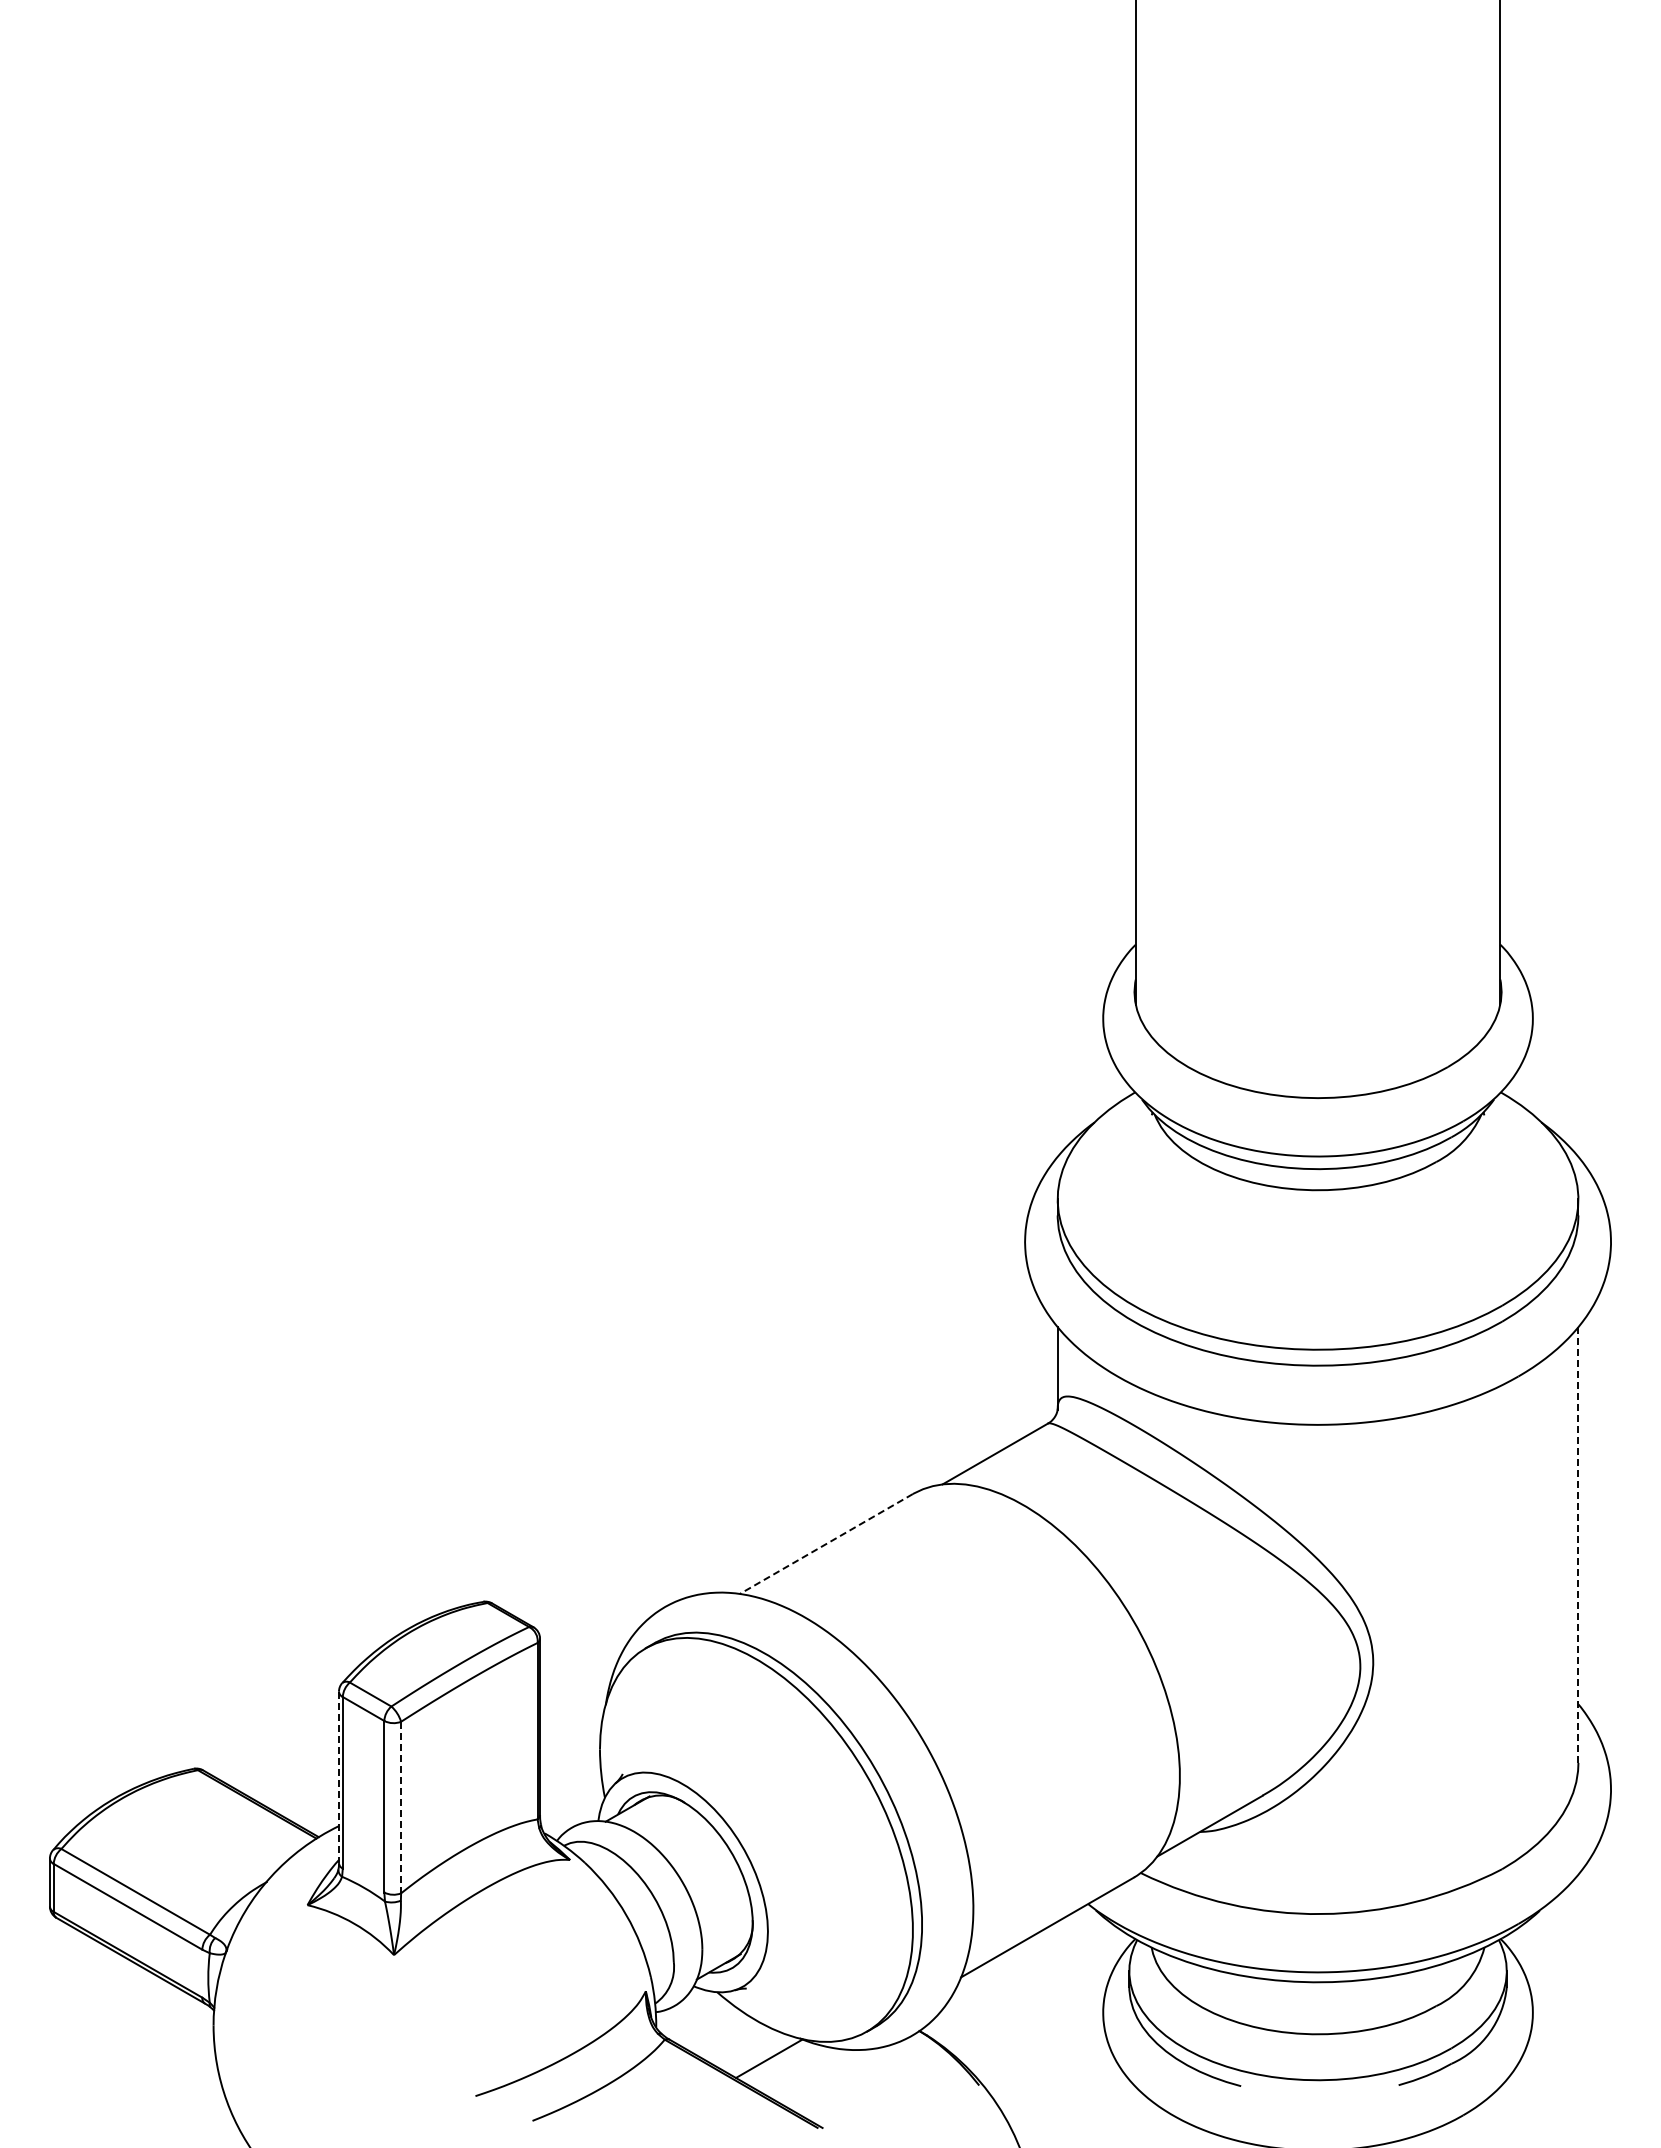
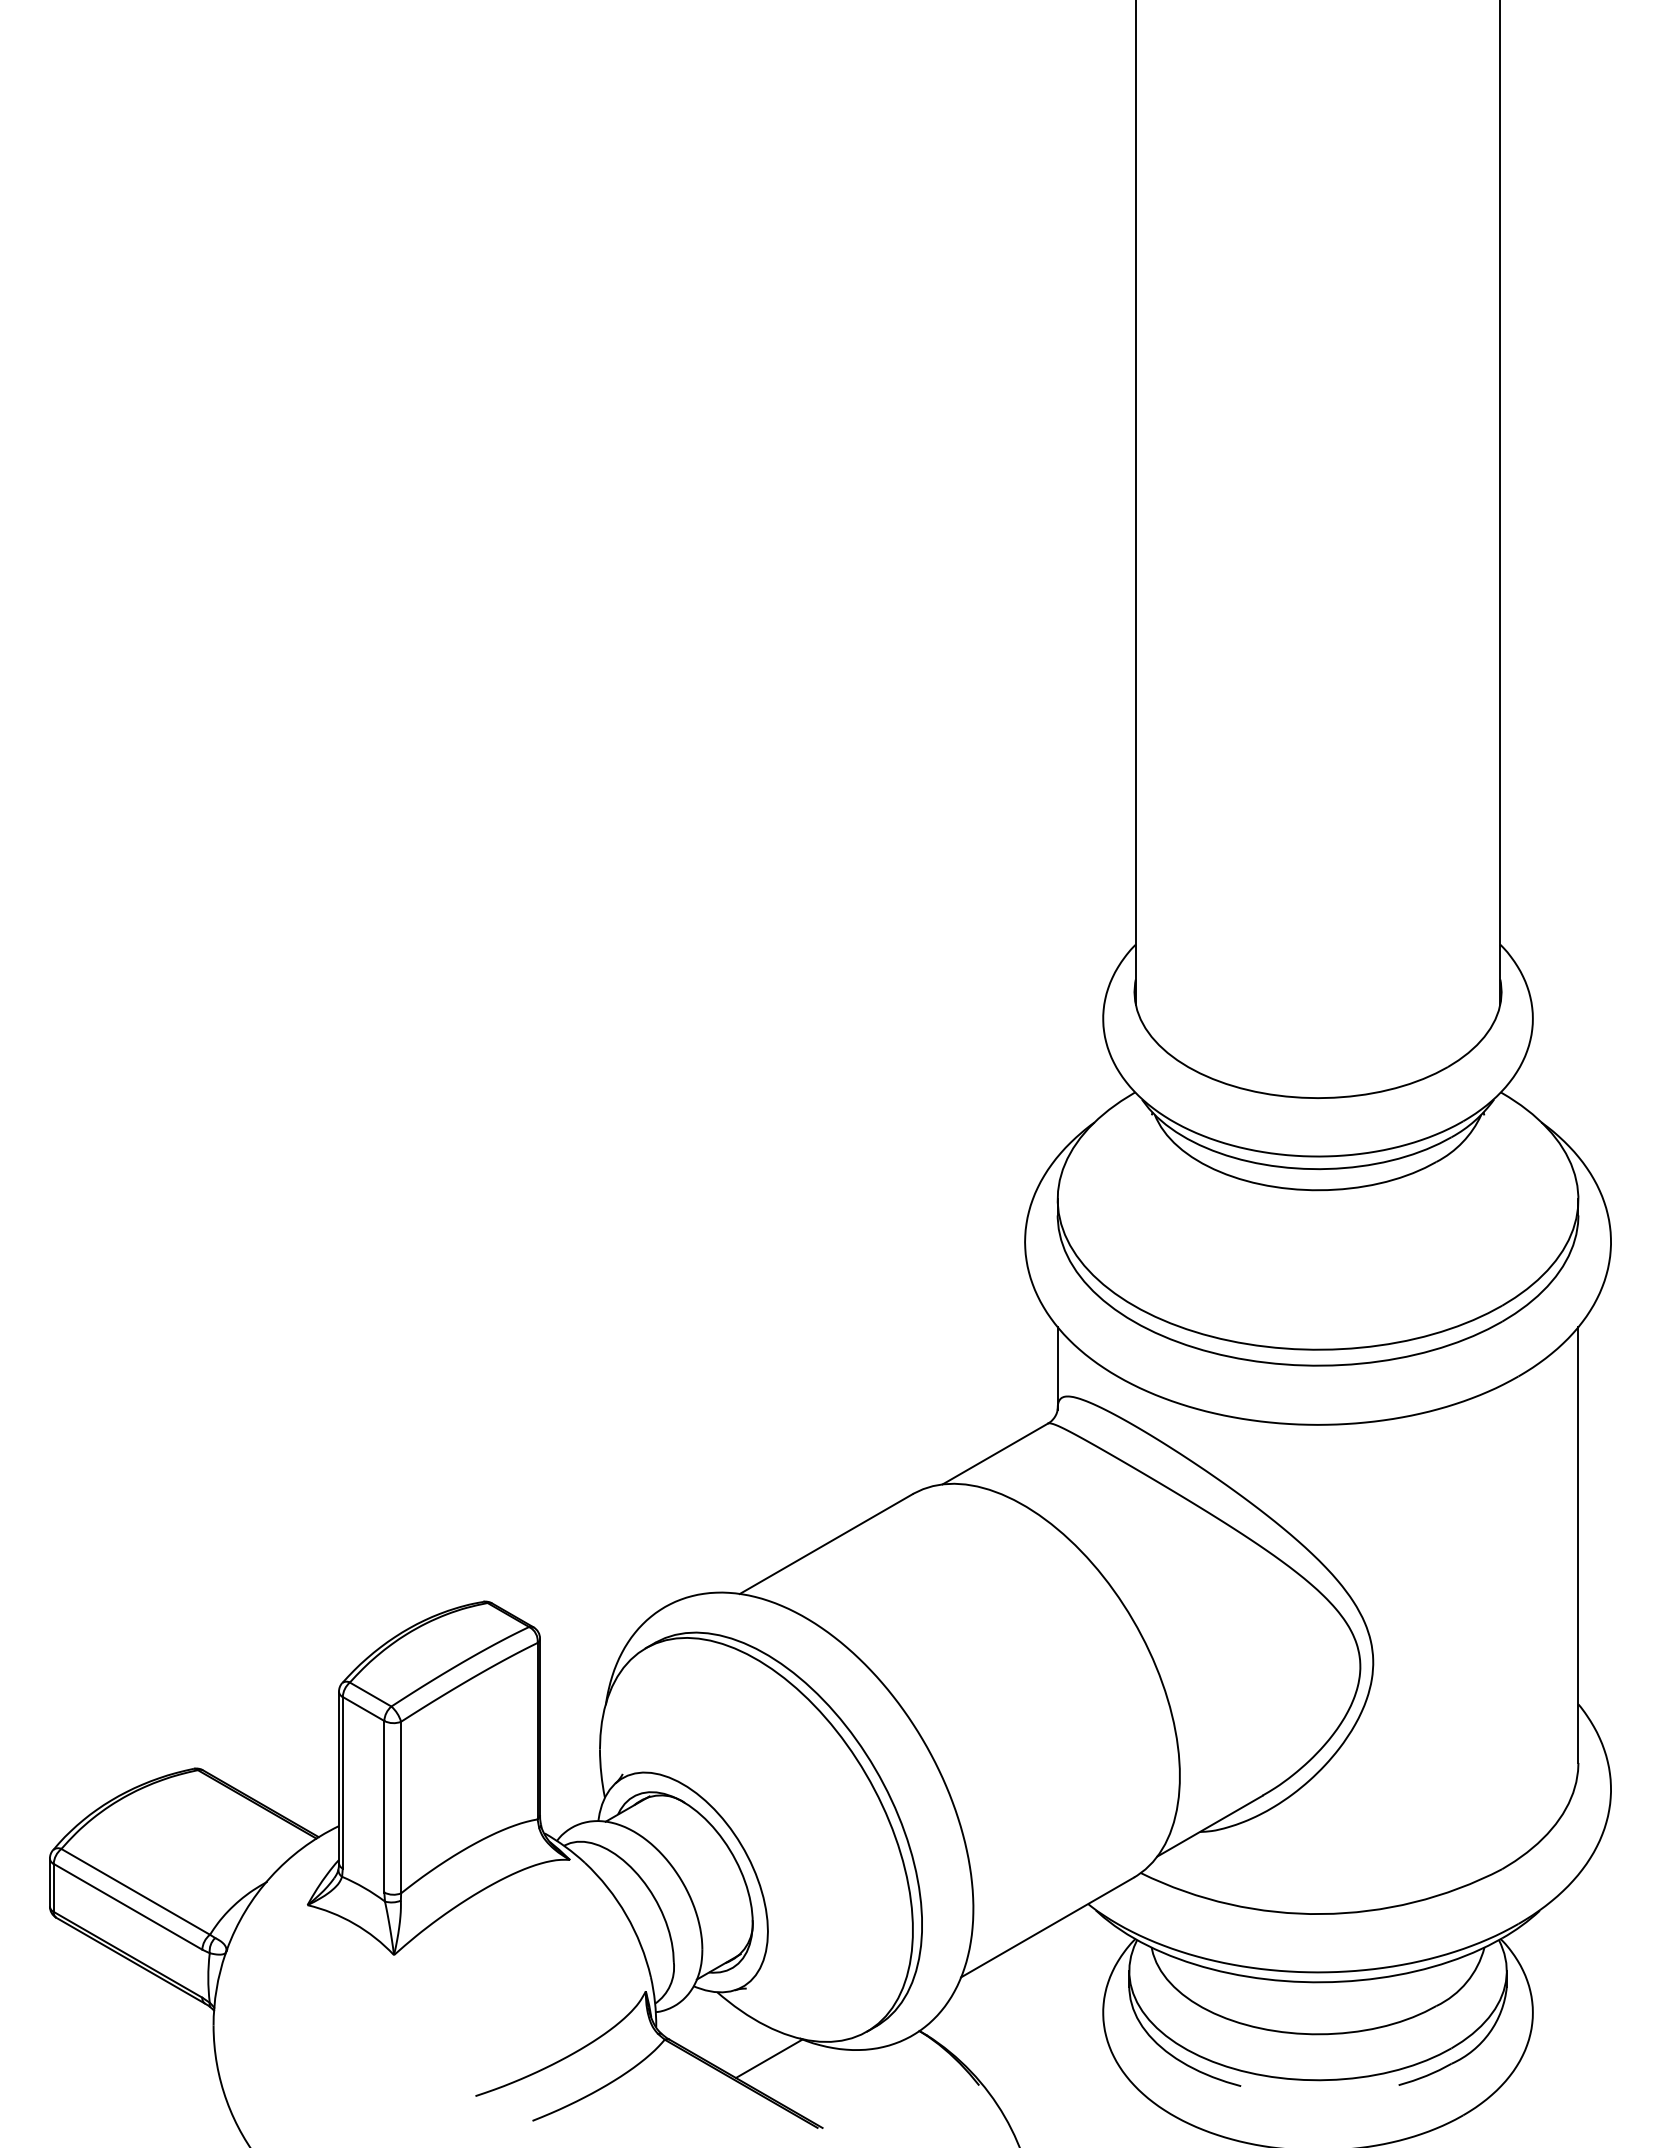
line: dashed -> solid (826, 1544)
line: dashed -> solid (1578, 1544)
line: dashed -> solid (338, 1777)
line: dashed -> solid (401, 1807)
